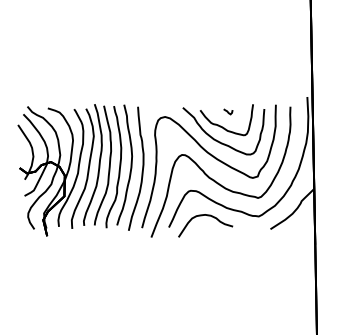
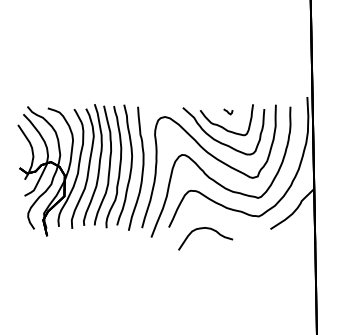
curve position: (207, 216) -> (207, 229) (207, 229)
